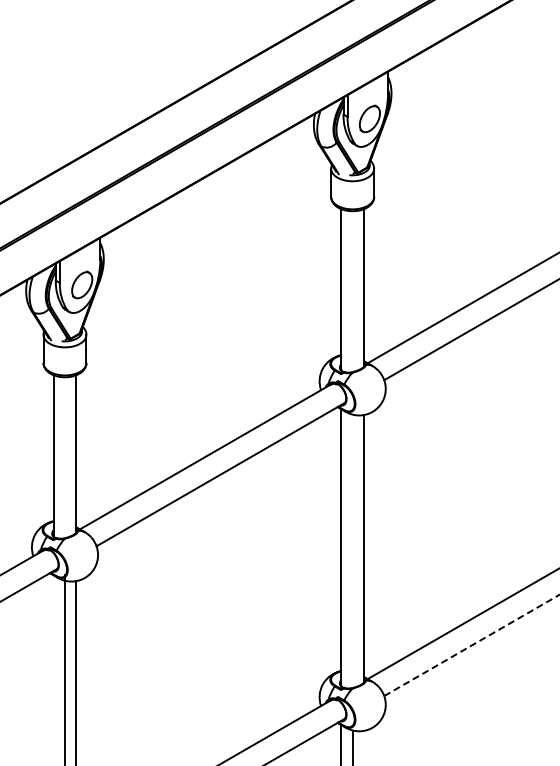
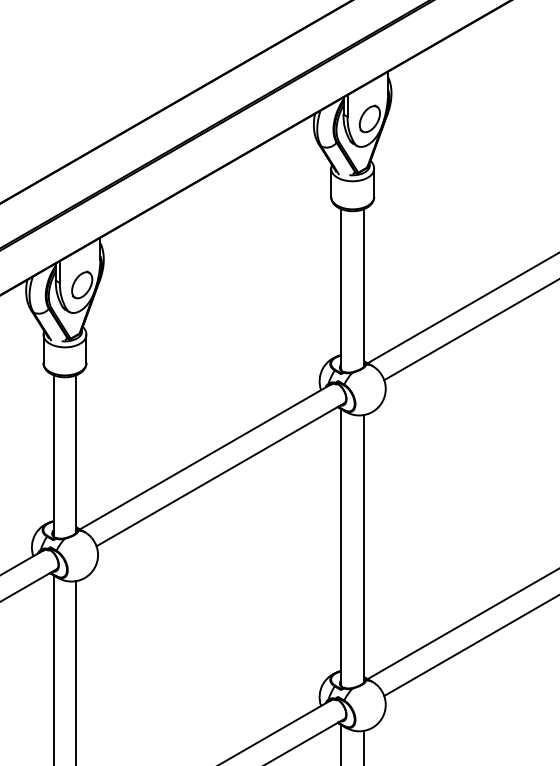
line: dashed -> solid (471, 645)
line position: (64, 668) -> (53, 668) (53, 668)
line position: (353, 746) -> (364, 746) (364, 746)
